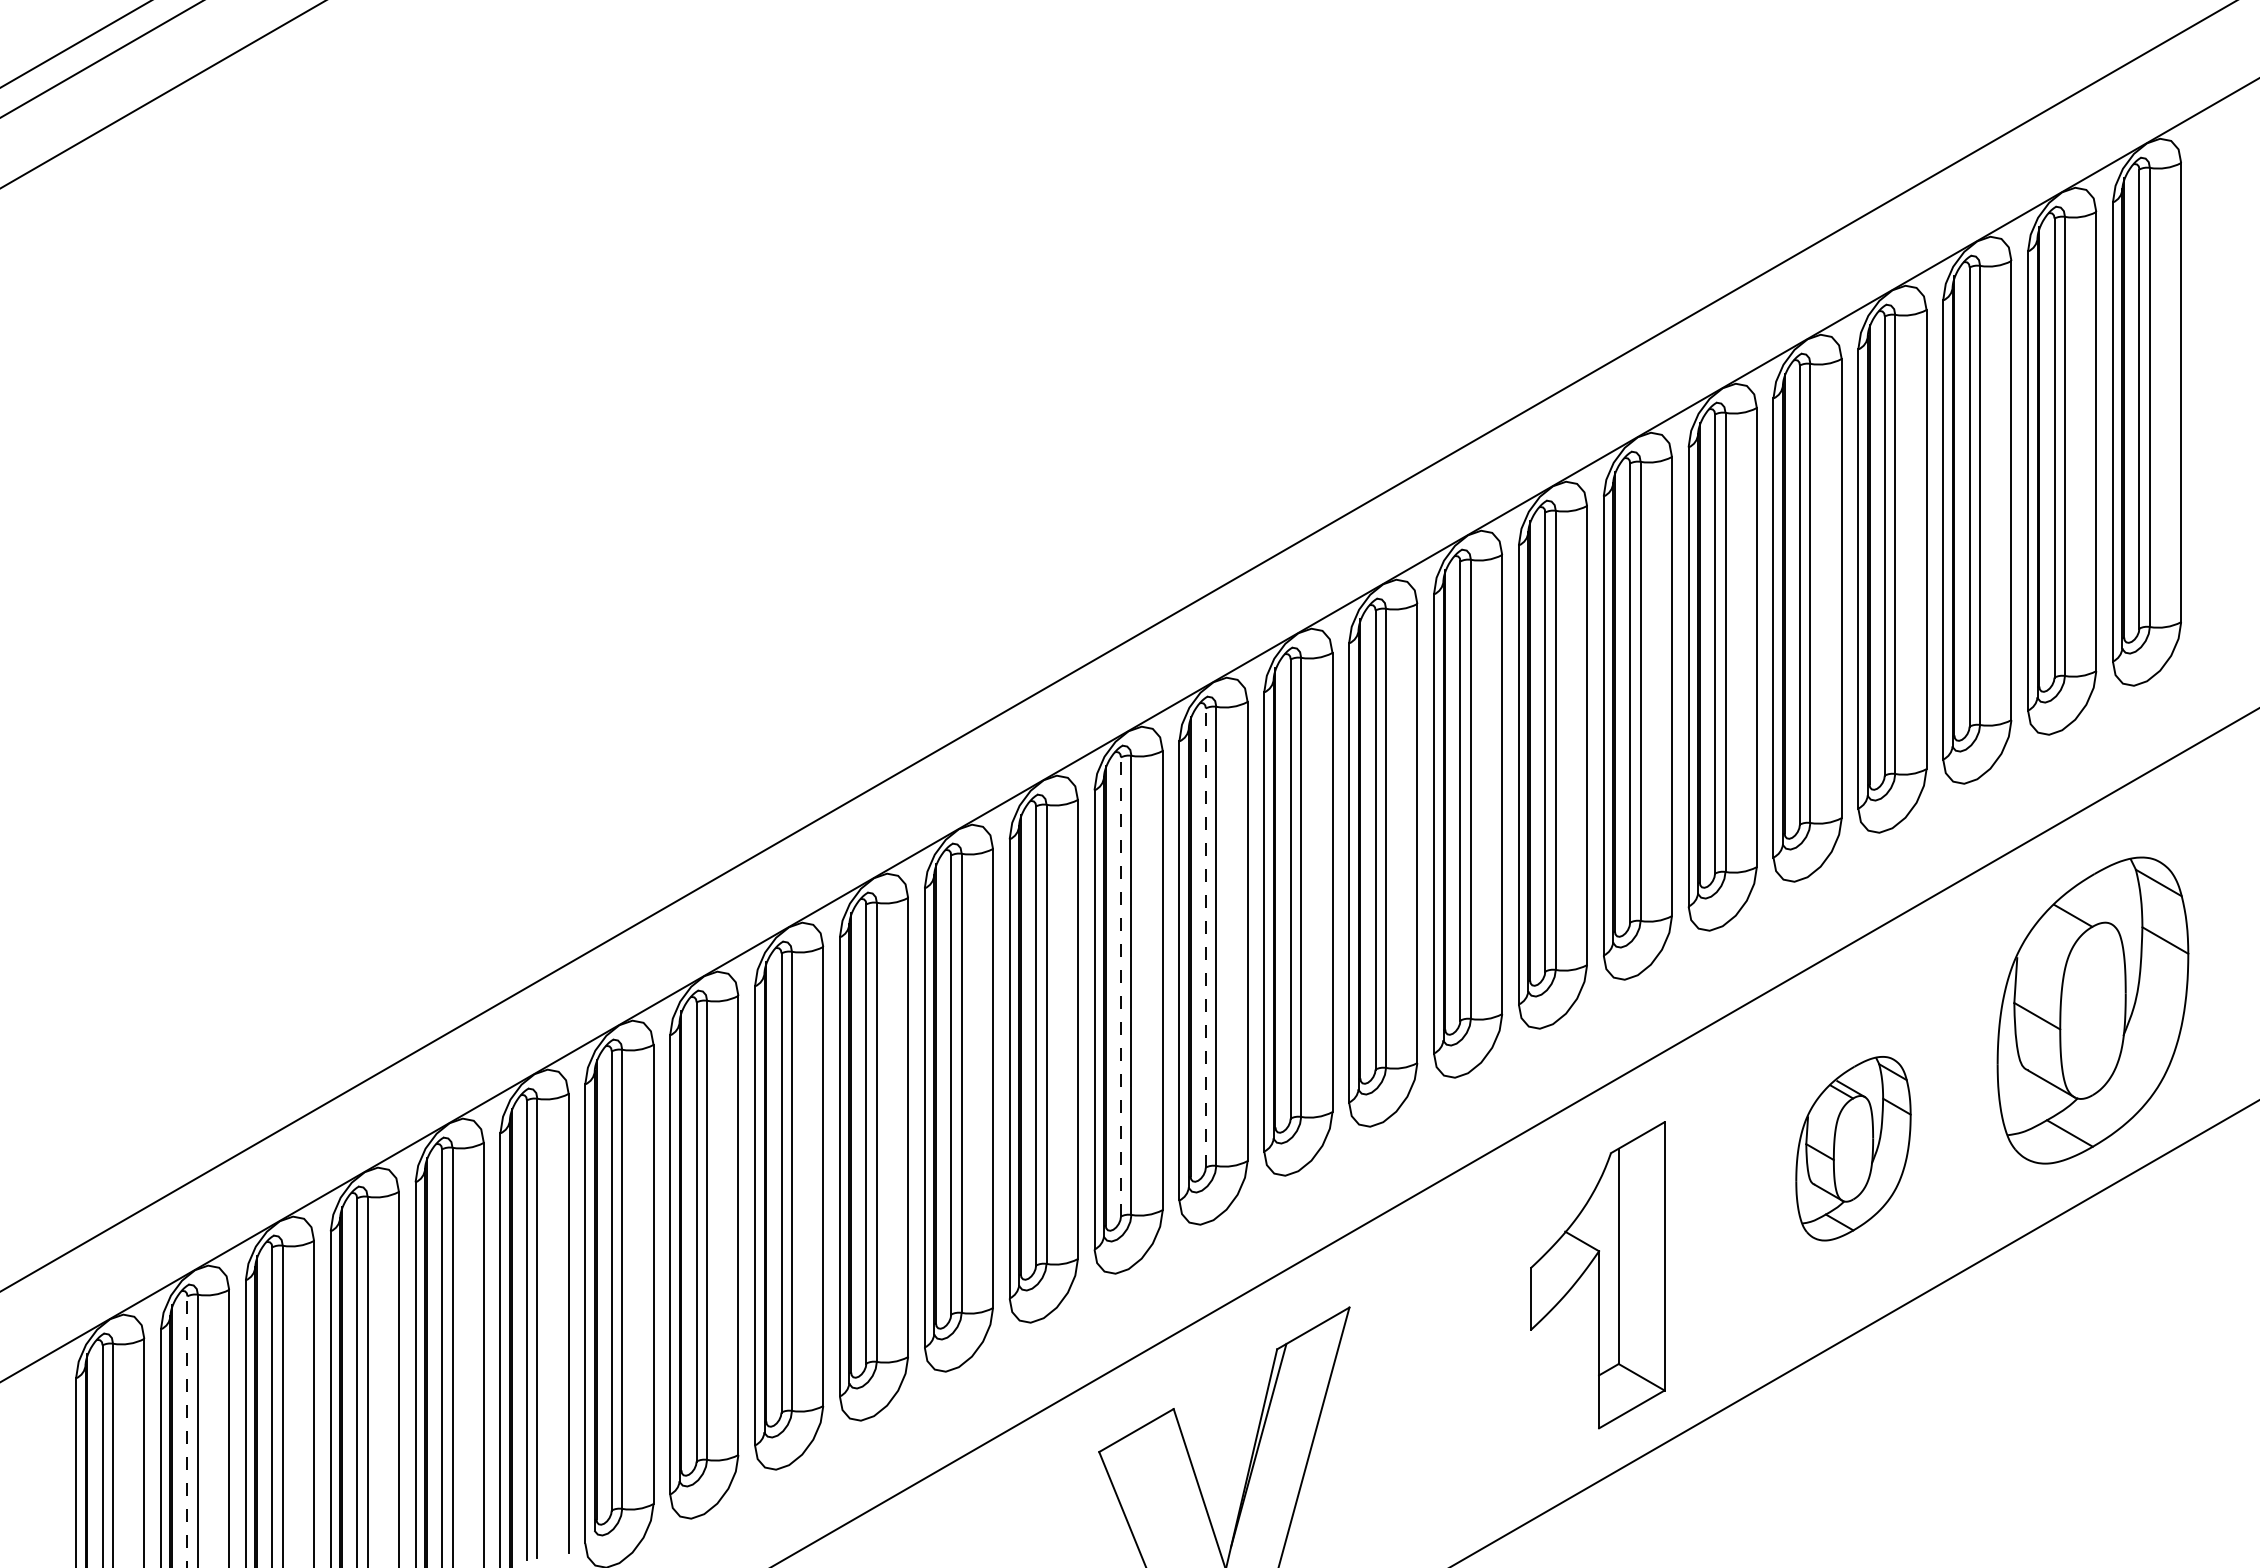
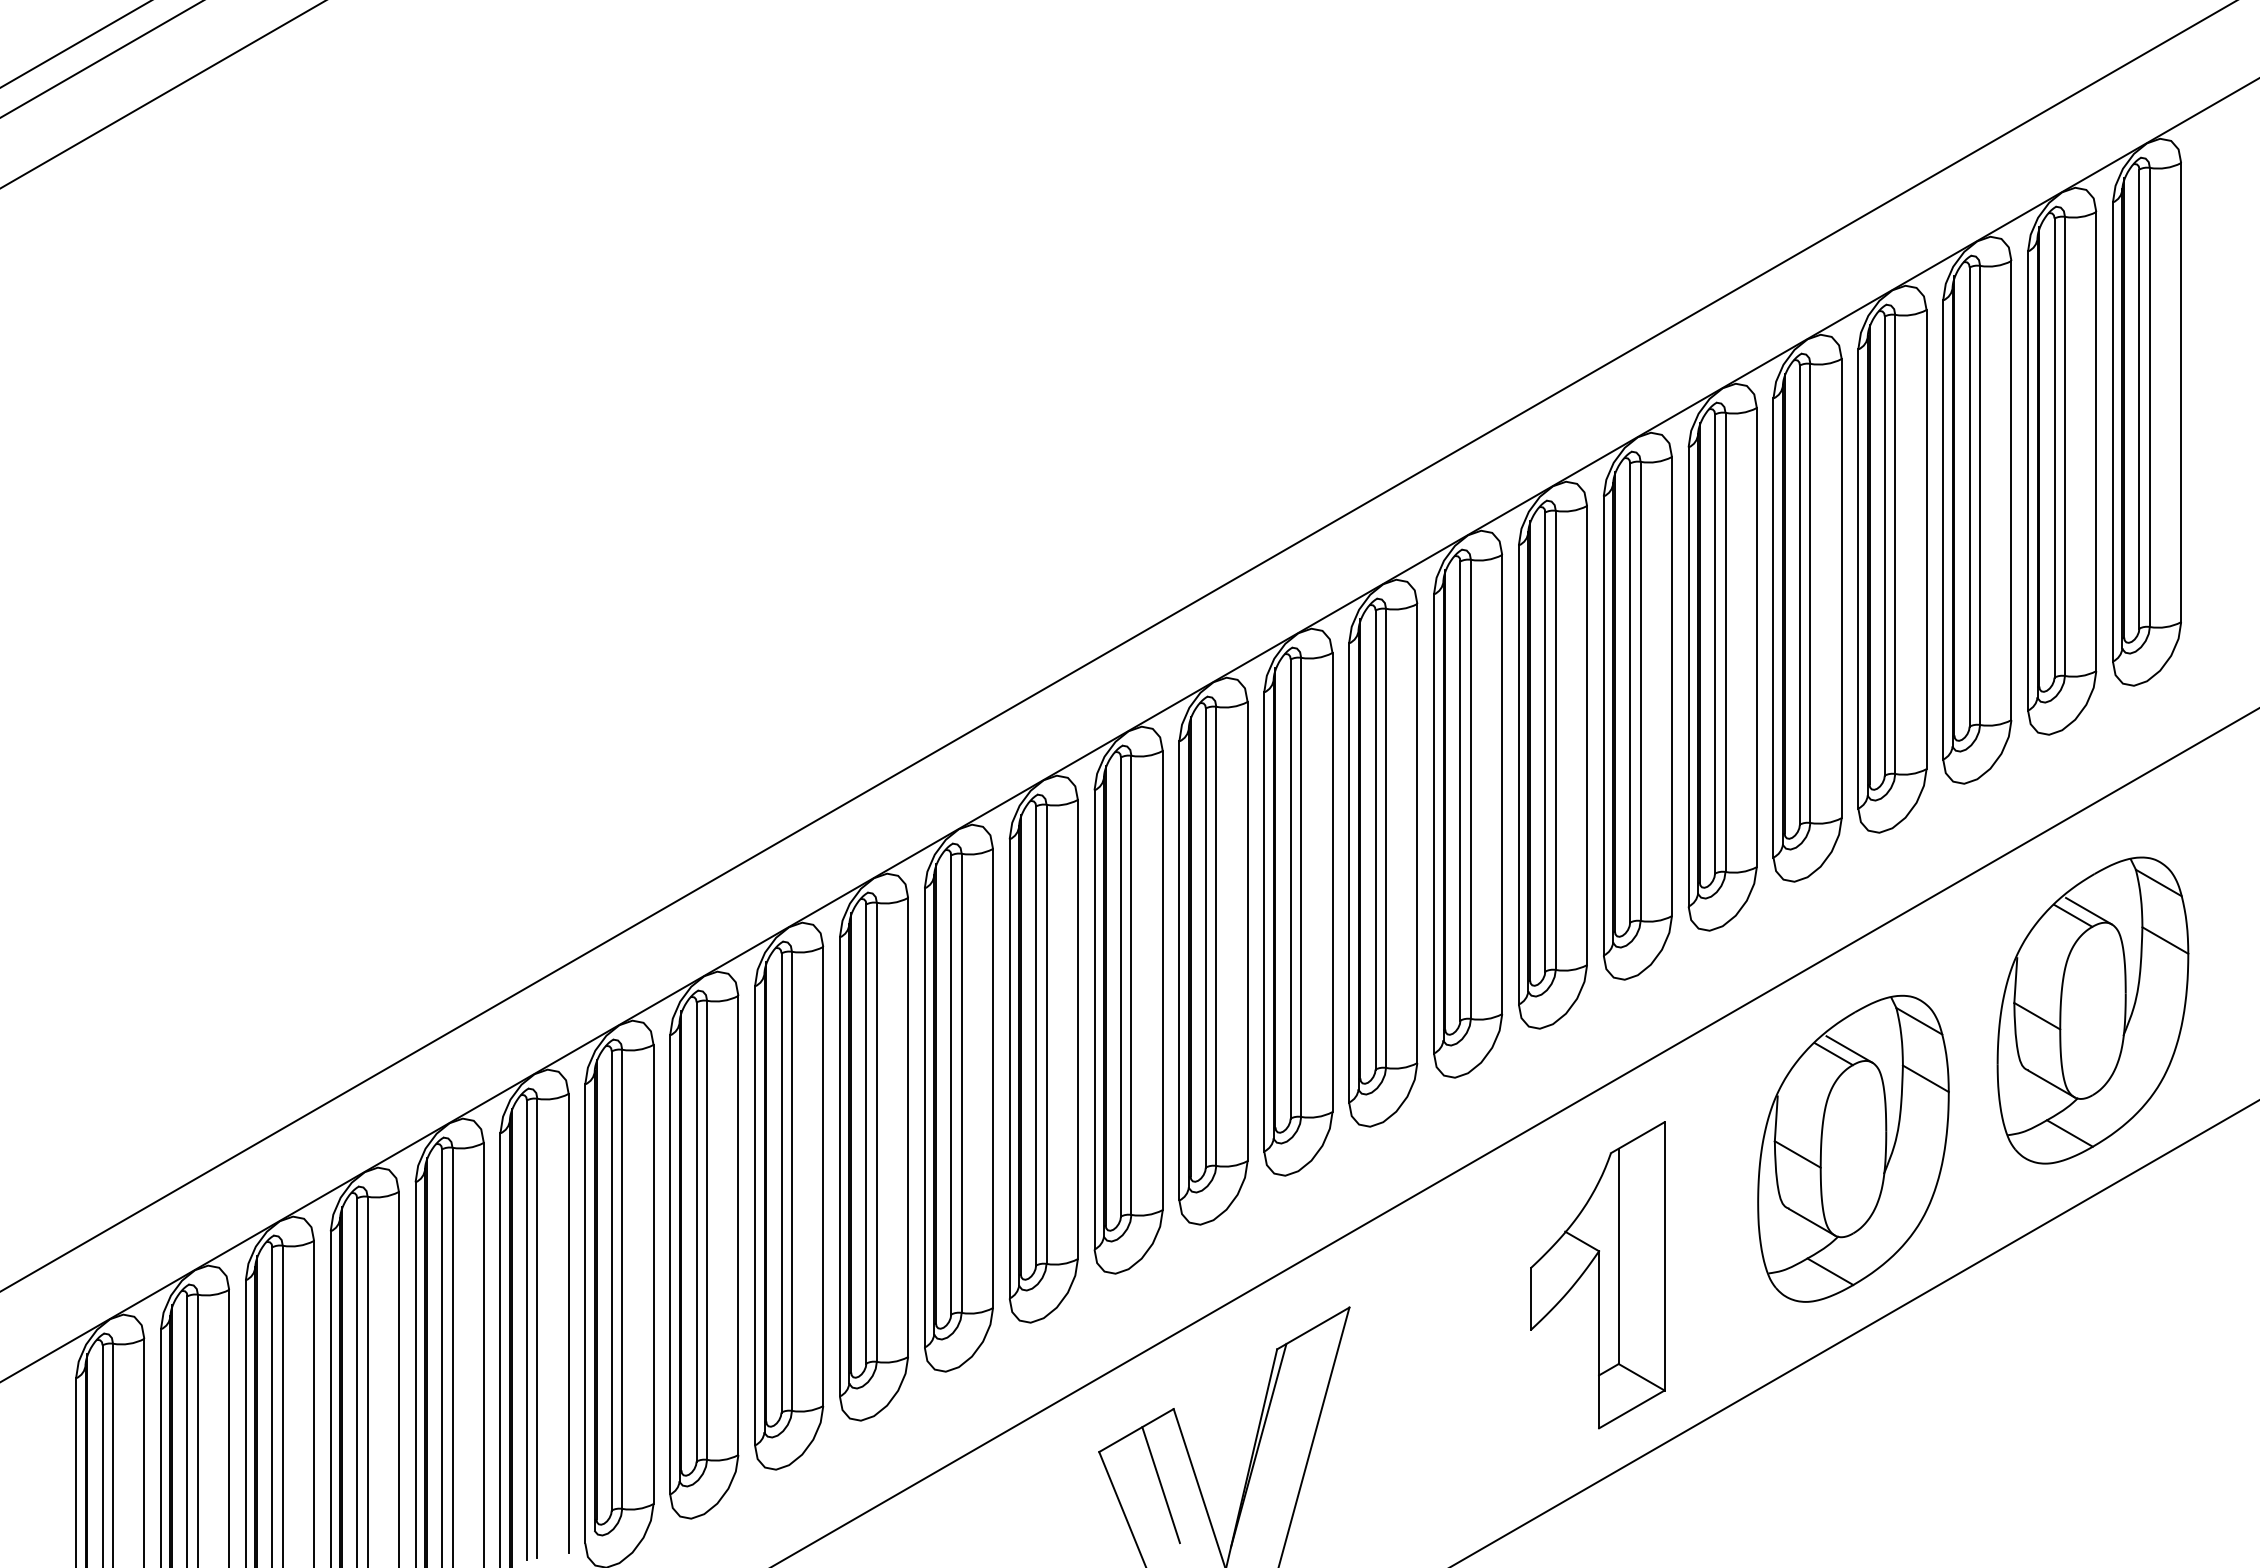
line: none -> present (2088, 910)
line: dashed -> solid (1205, 937)
line: dashed -> solid (1121, 986)
part size: 117x186 px -> 193x309 px (1853, 1148)
line: dashed -> solid (187, 1432)
line: none -> present (1160, 1485)
